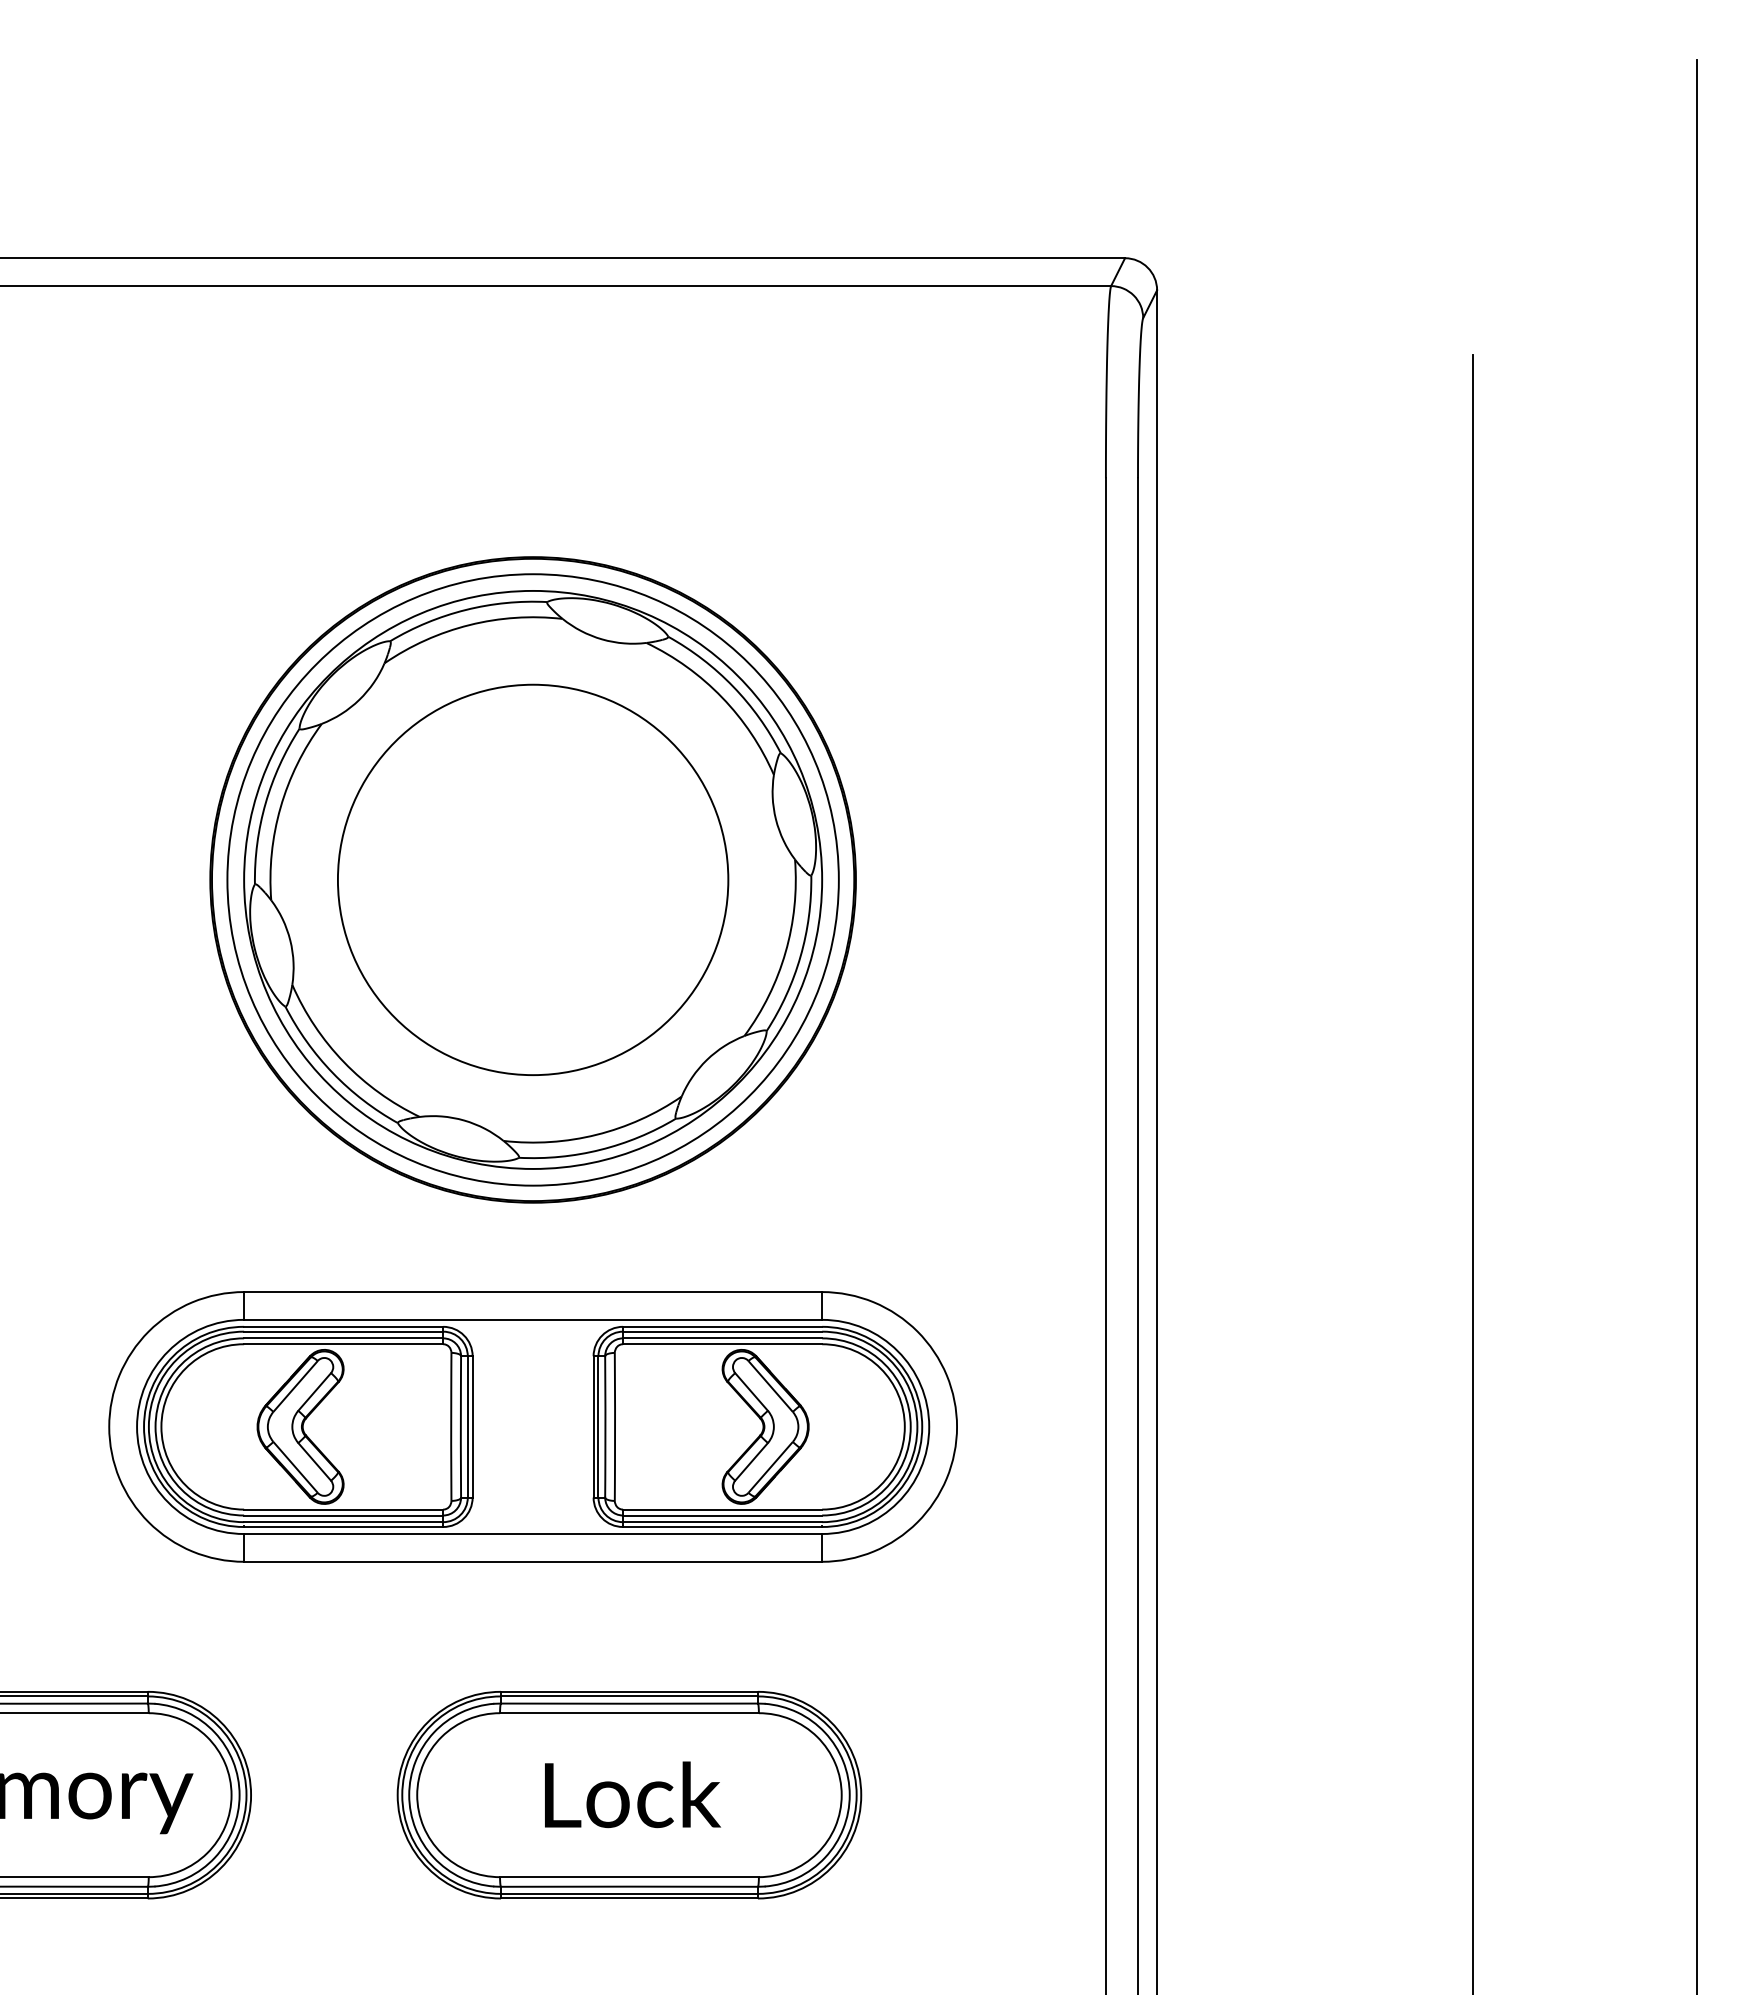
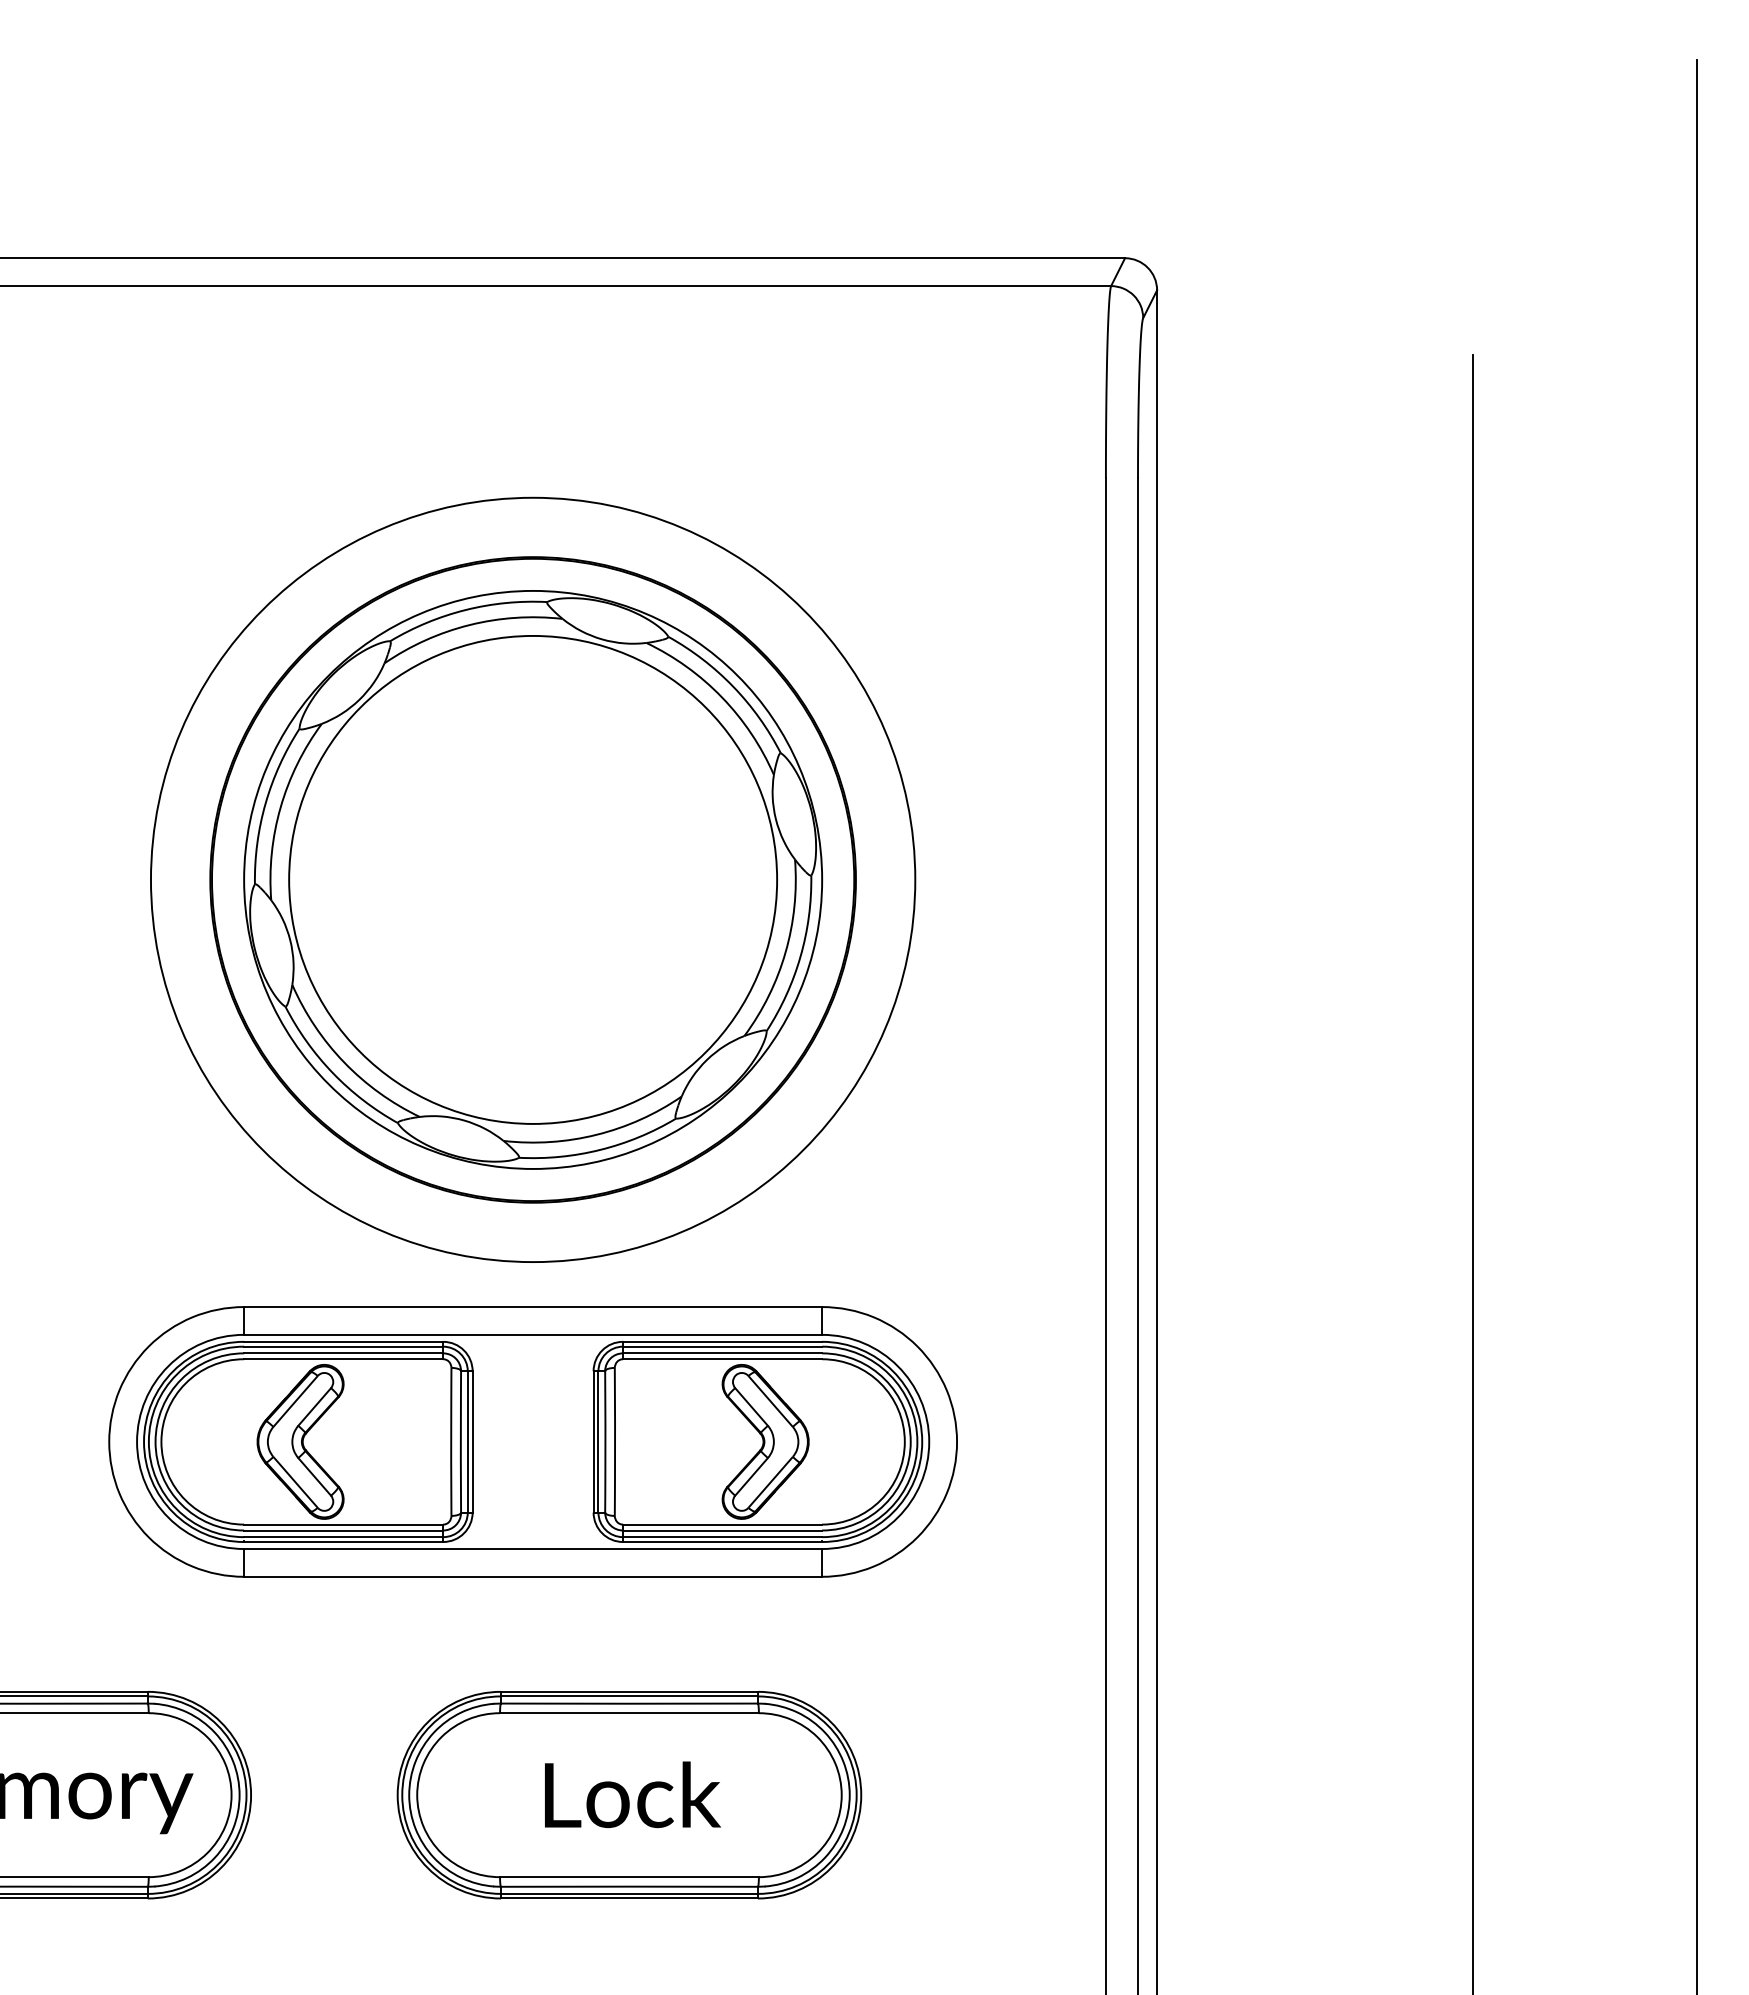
circle diameter: 390 px -> 488 px (533, 879)
circle diameter: 611 px -> 764 px (533, 879)
part position: (532, 1426) -> (532, 1441) (532, 1441)
